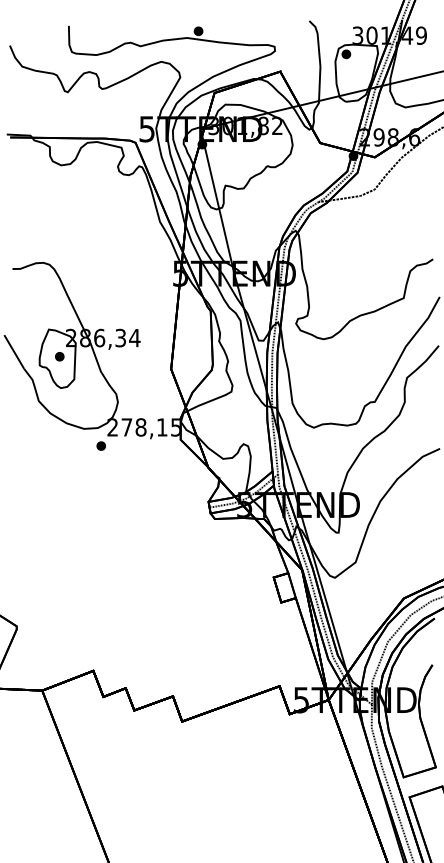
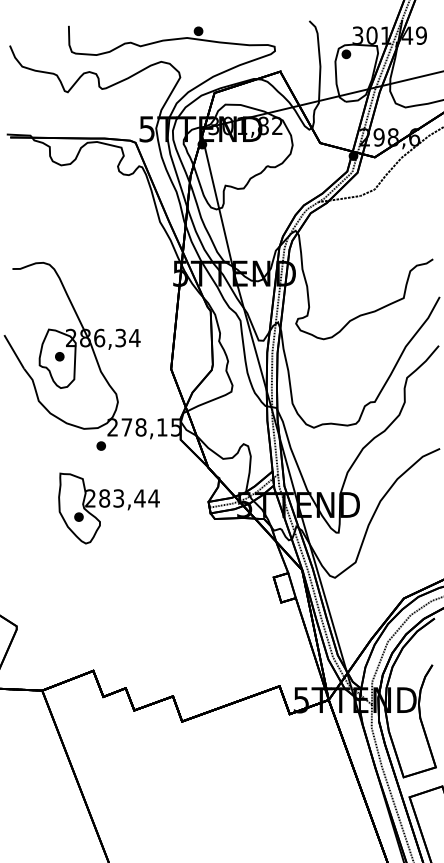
part: none -> present (108, 508)
